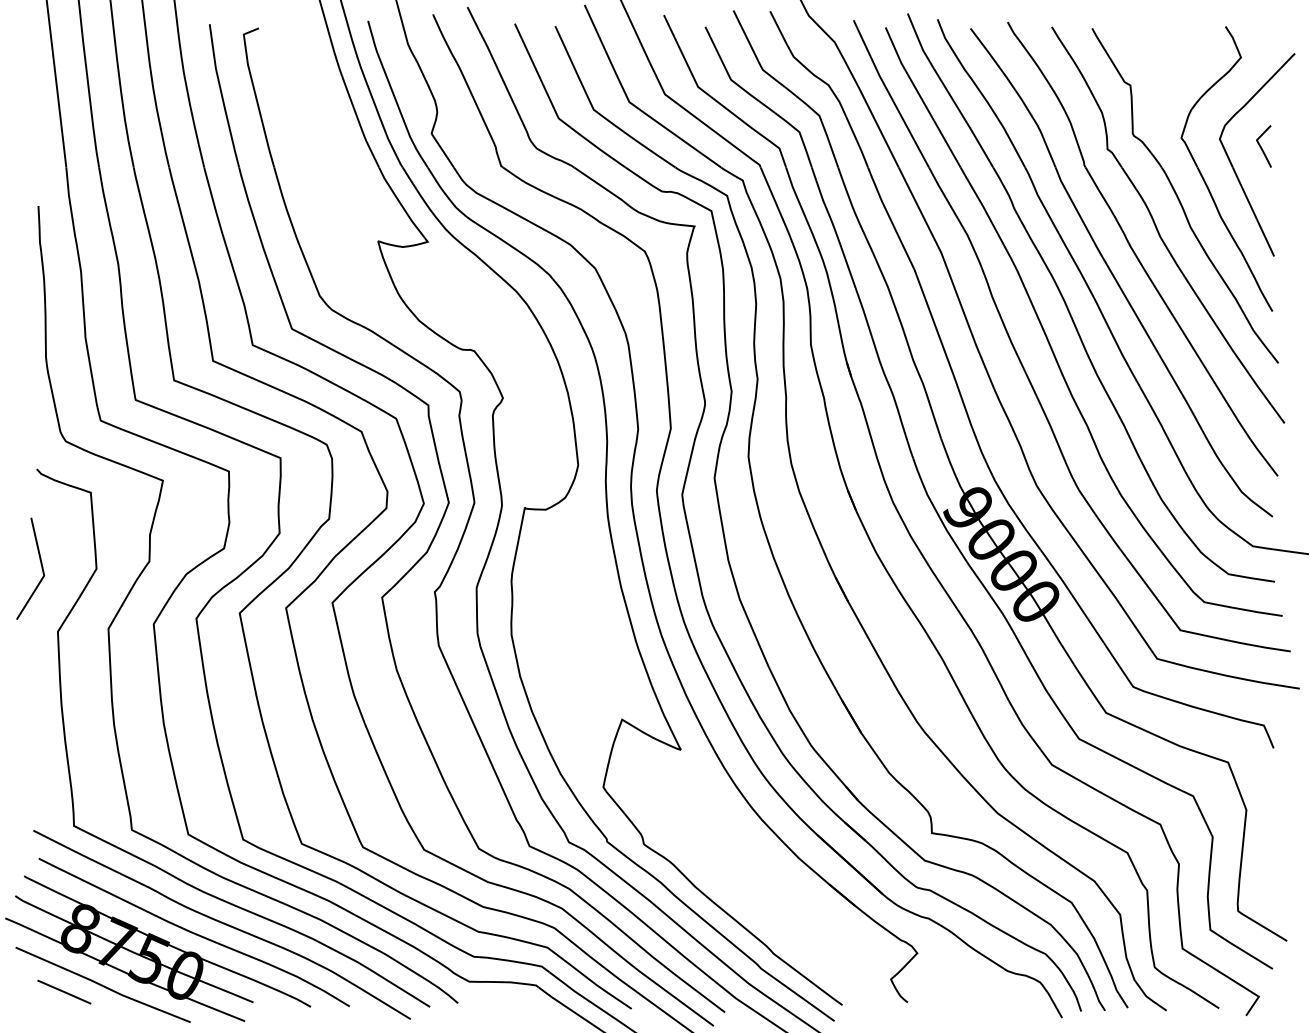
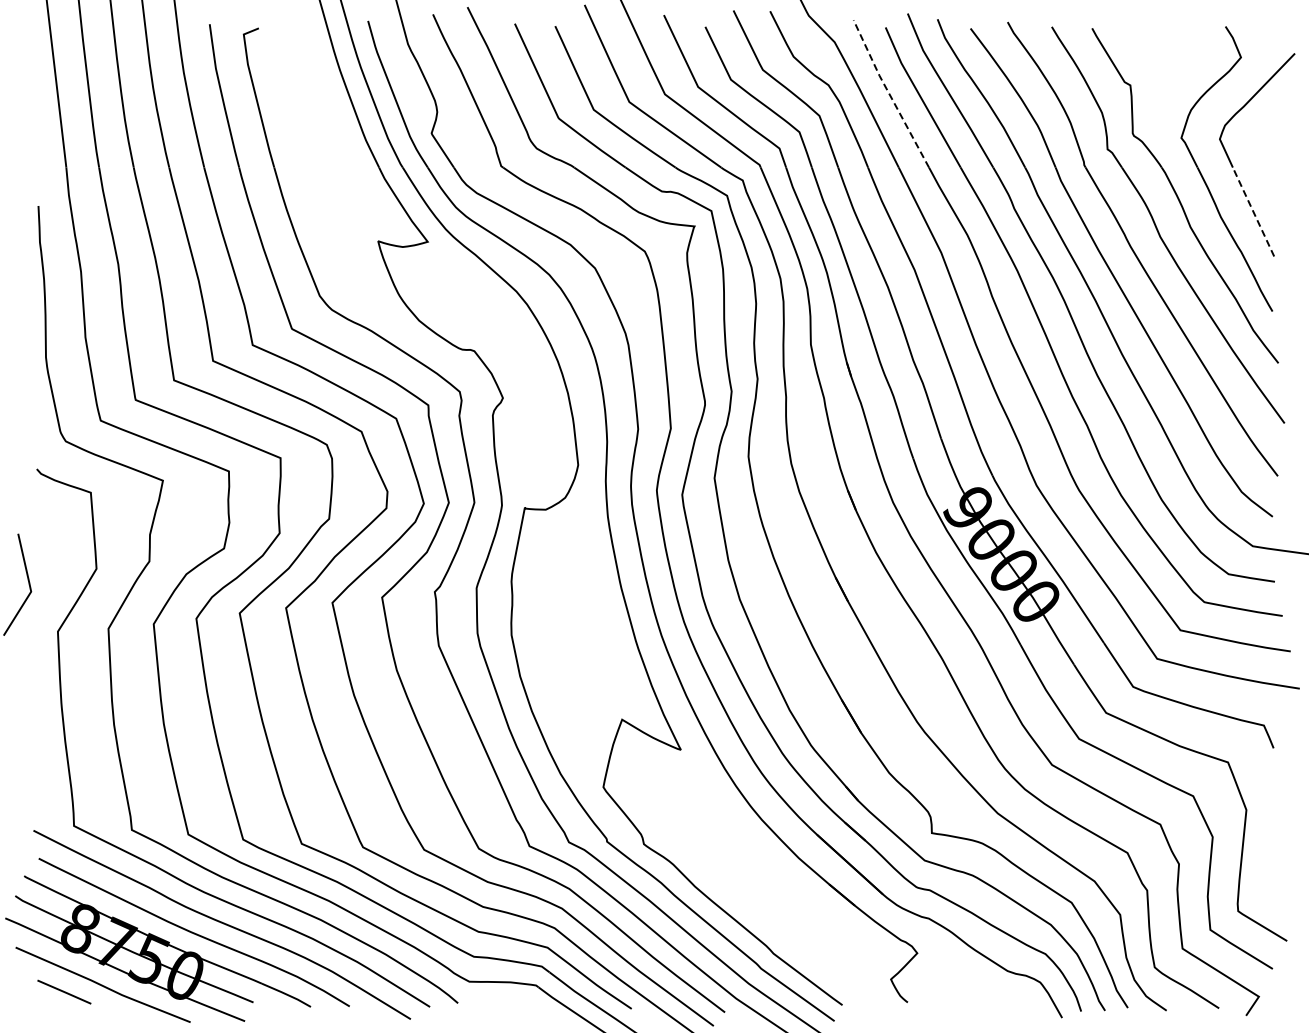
line: solid -> dashed (889, 94)
curve: present -> none (1261, 146)
line: solid -> dashed (1253, 211)
line position: (40, 564) -> (27, 580) (27, 580)
